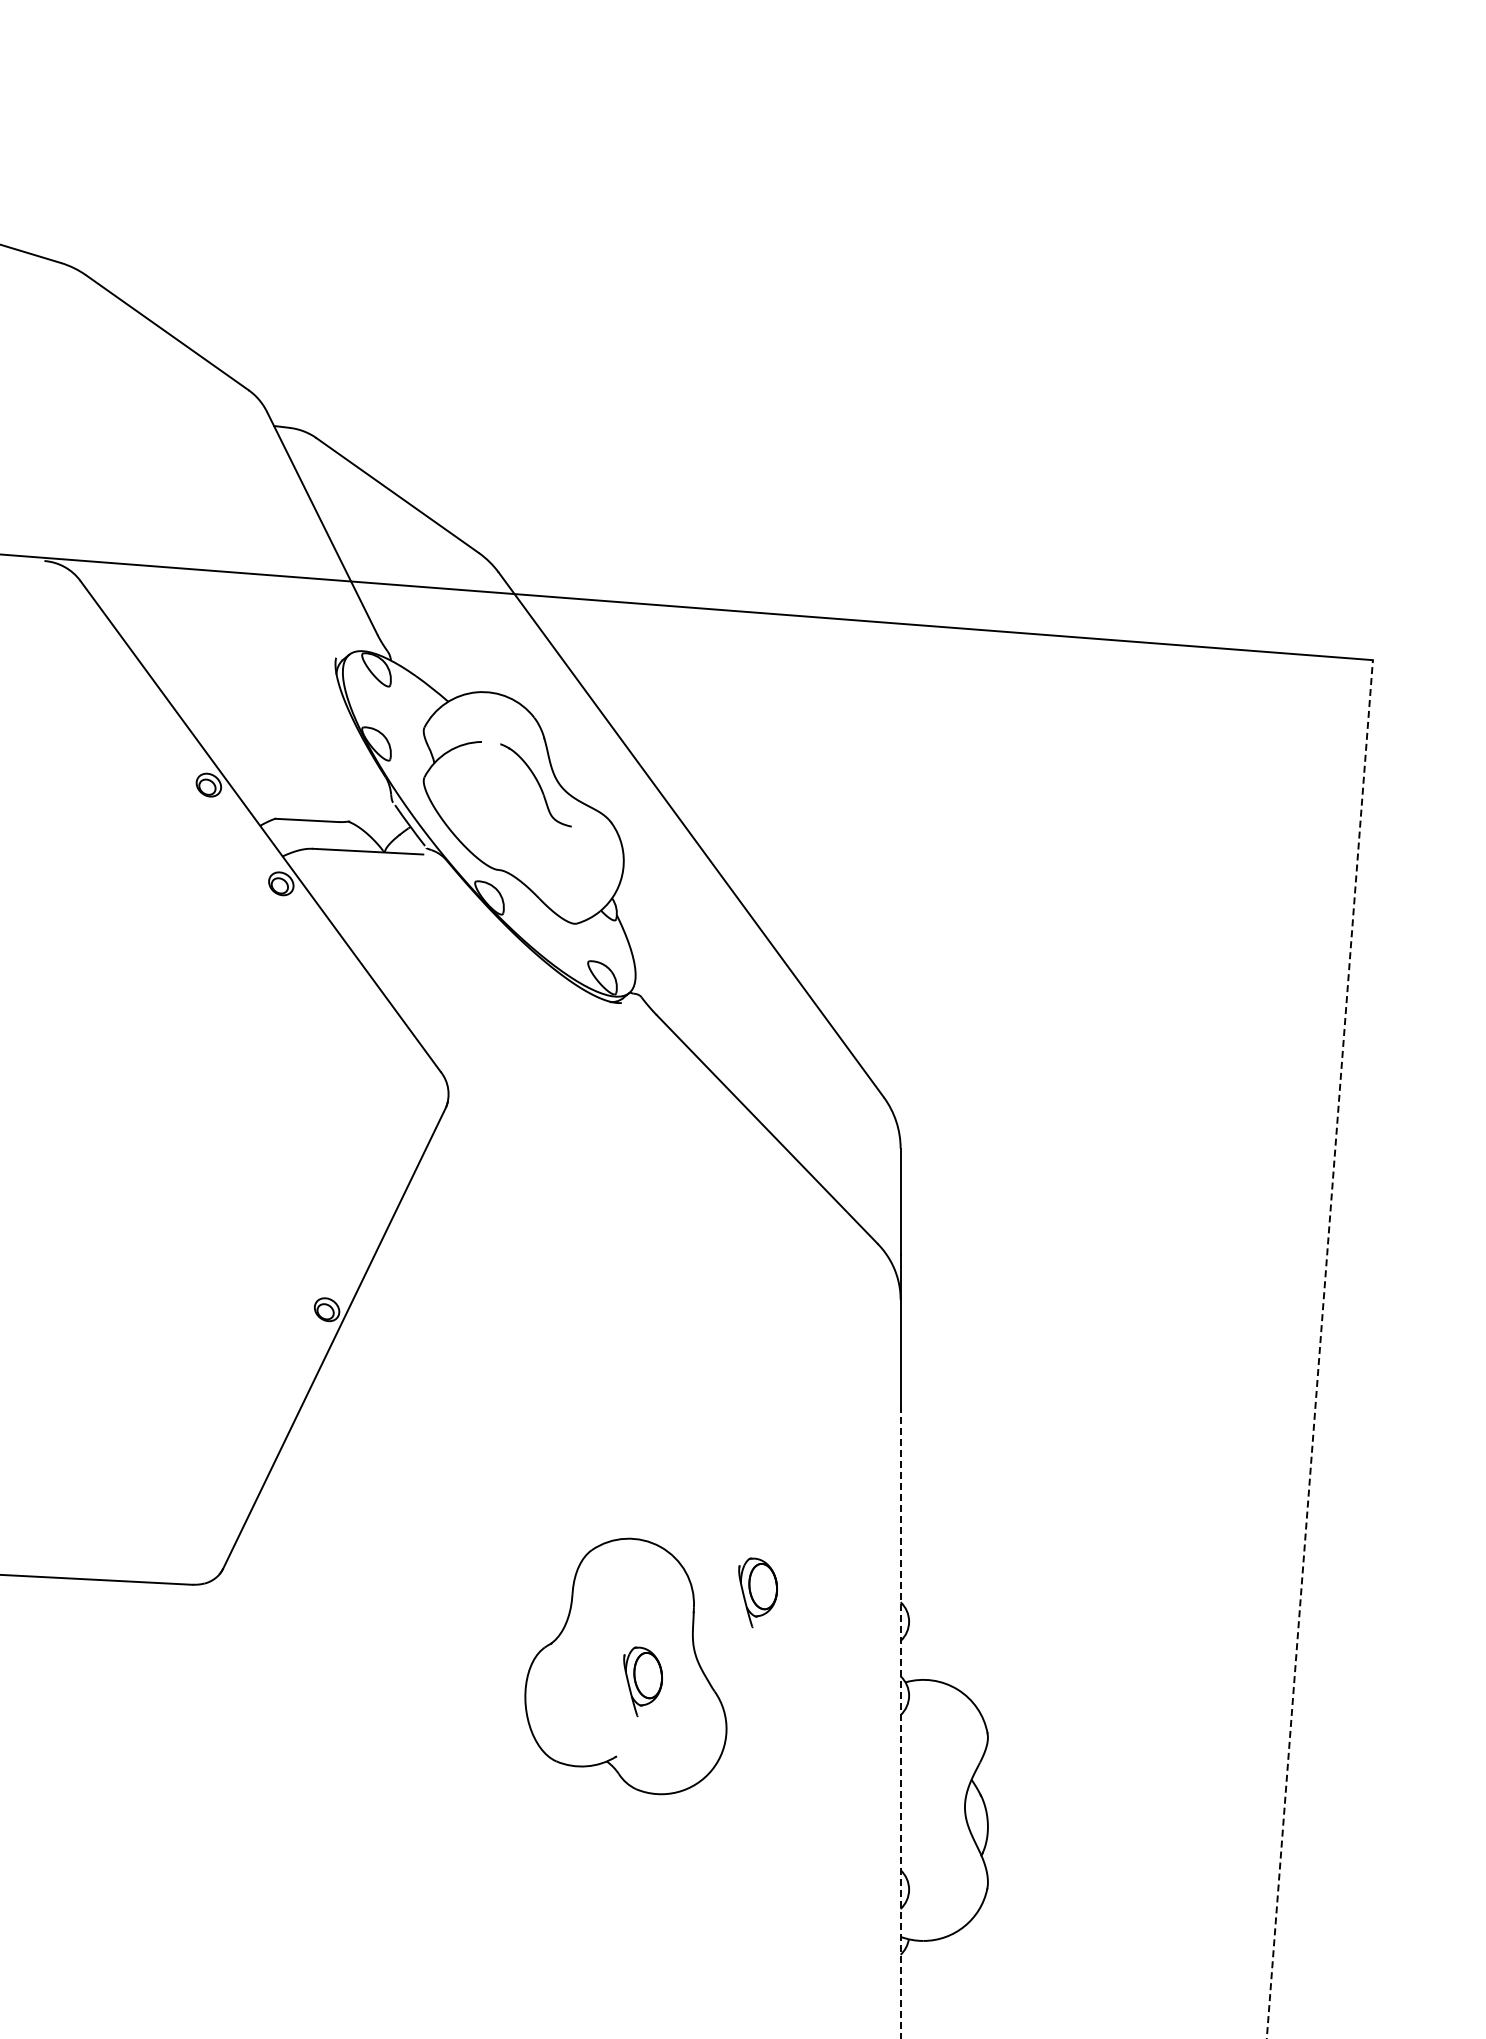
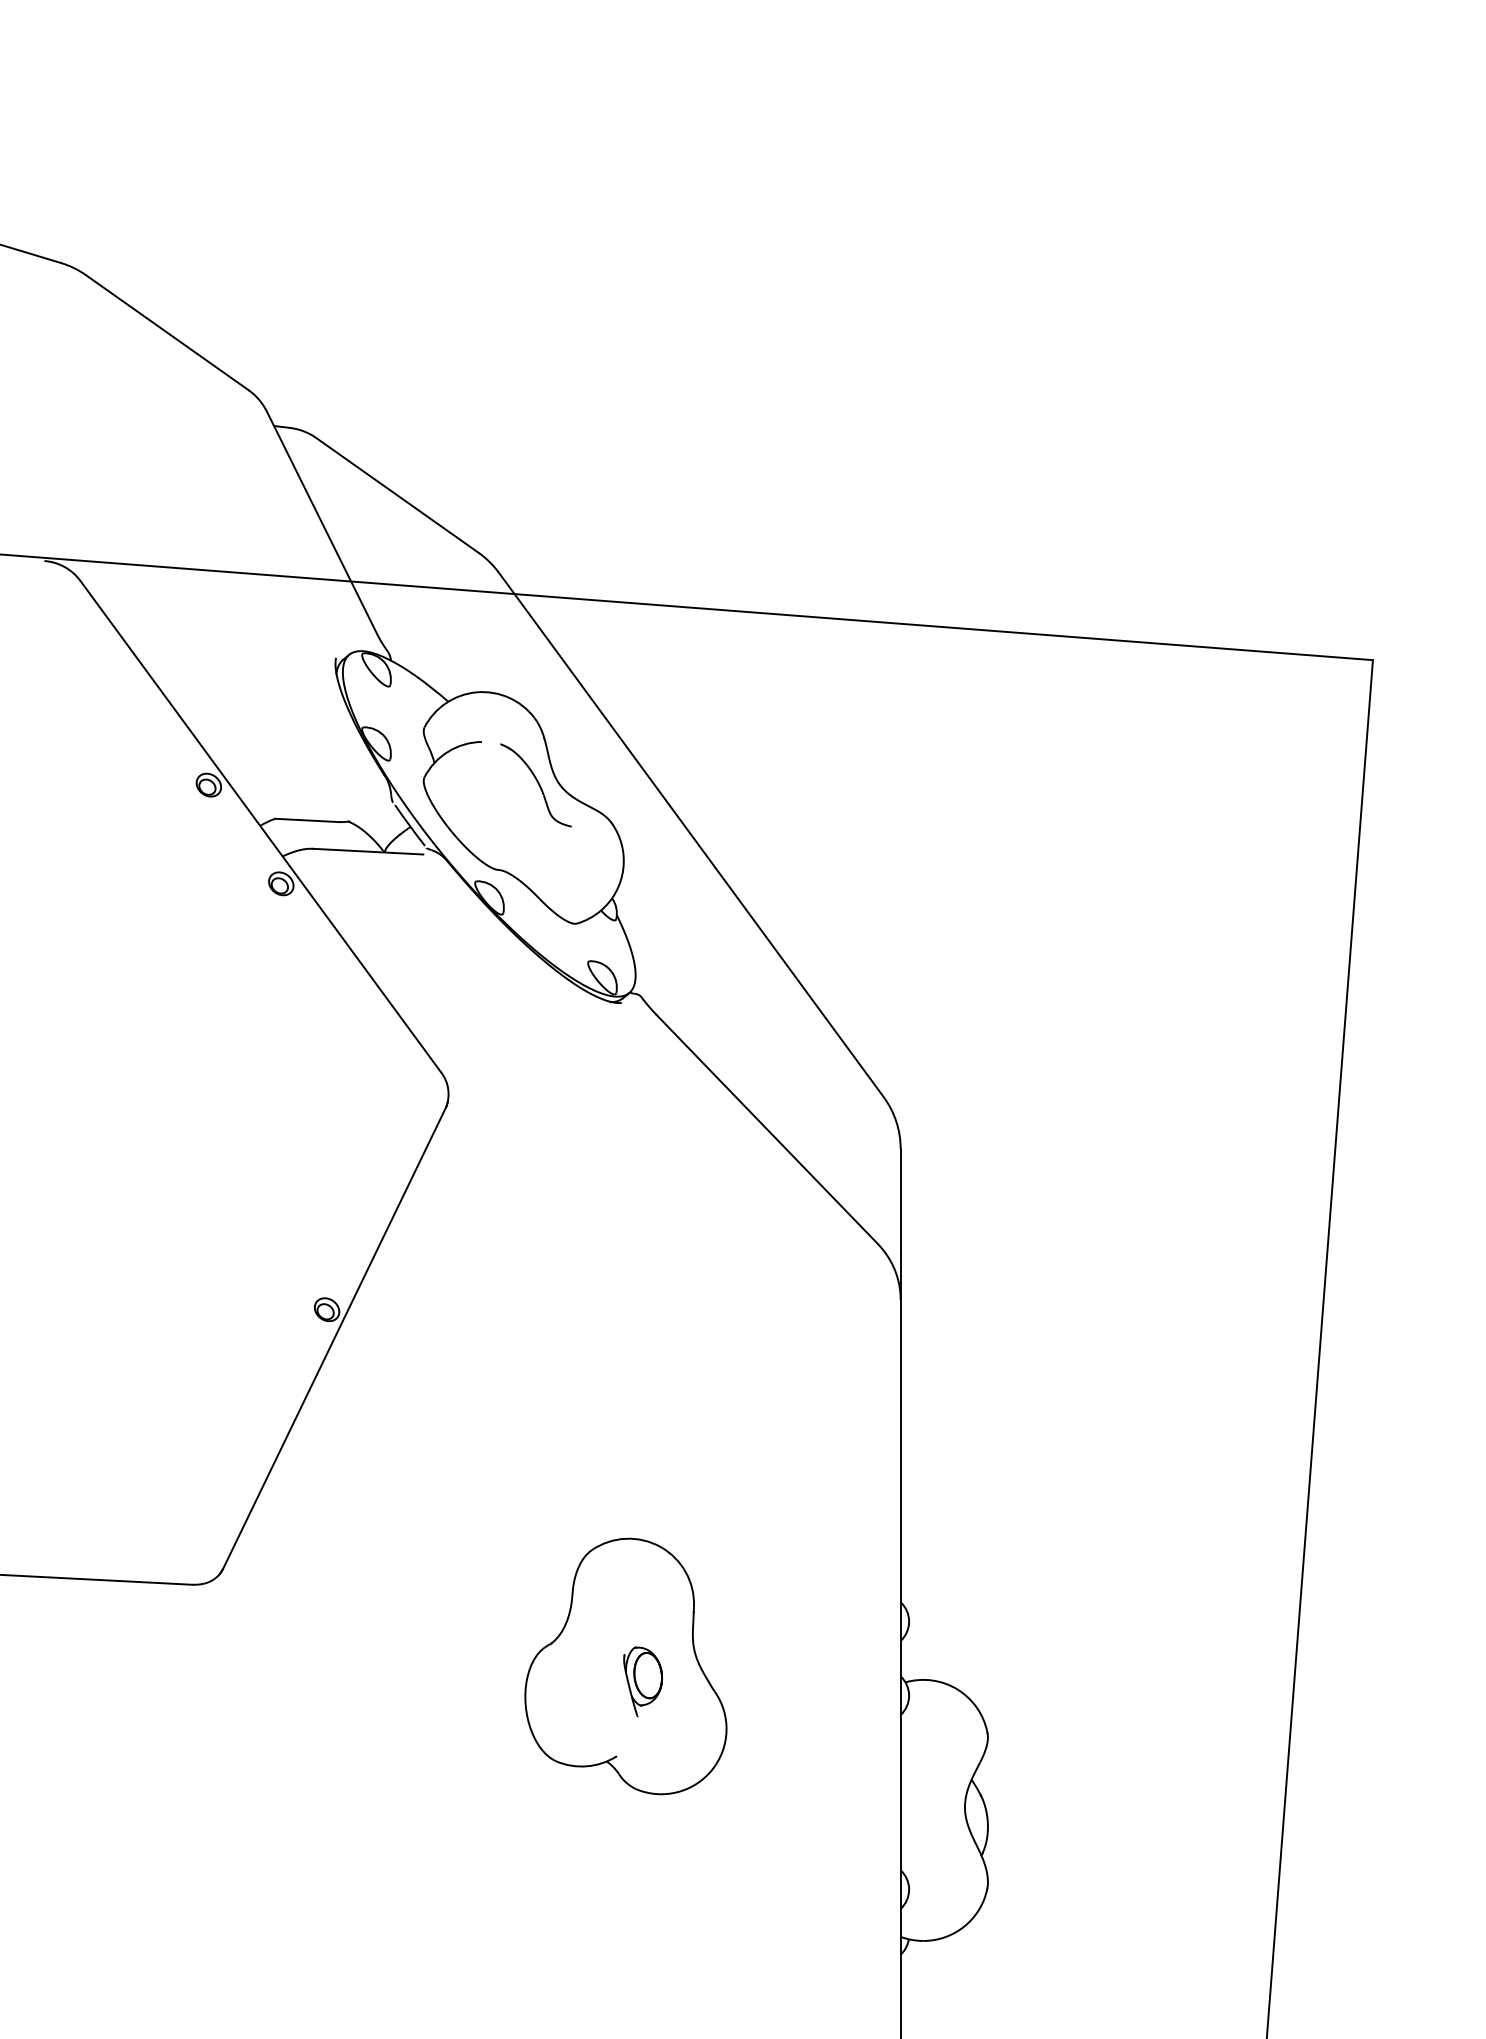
line: dashed -> solid (1319, 1349)
part: present -> none (757, 1592)
line: dashed -> solid (900, 1723)
